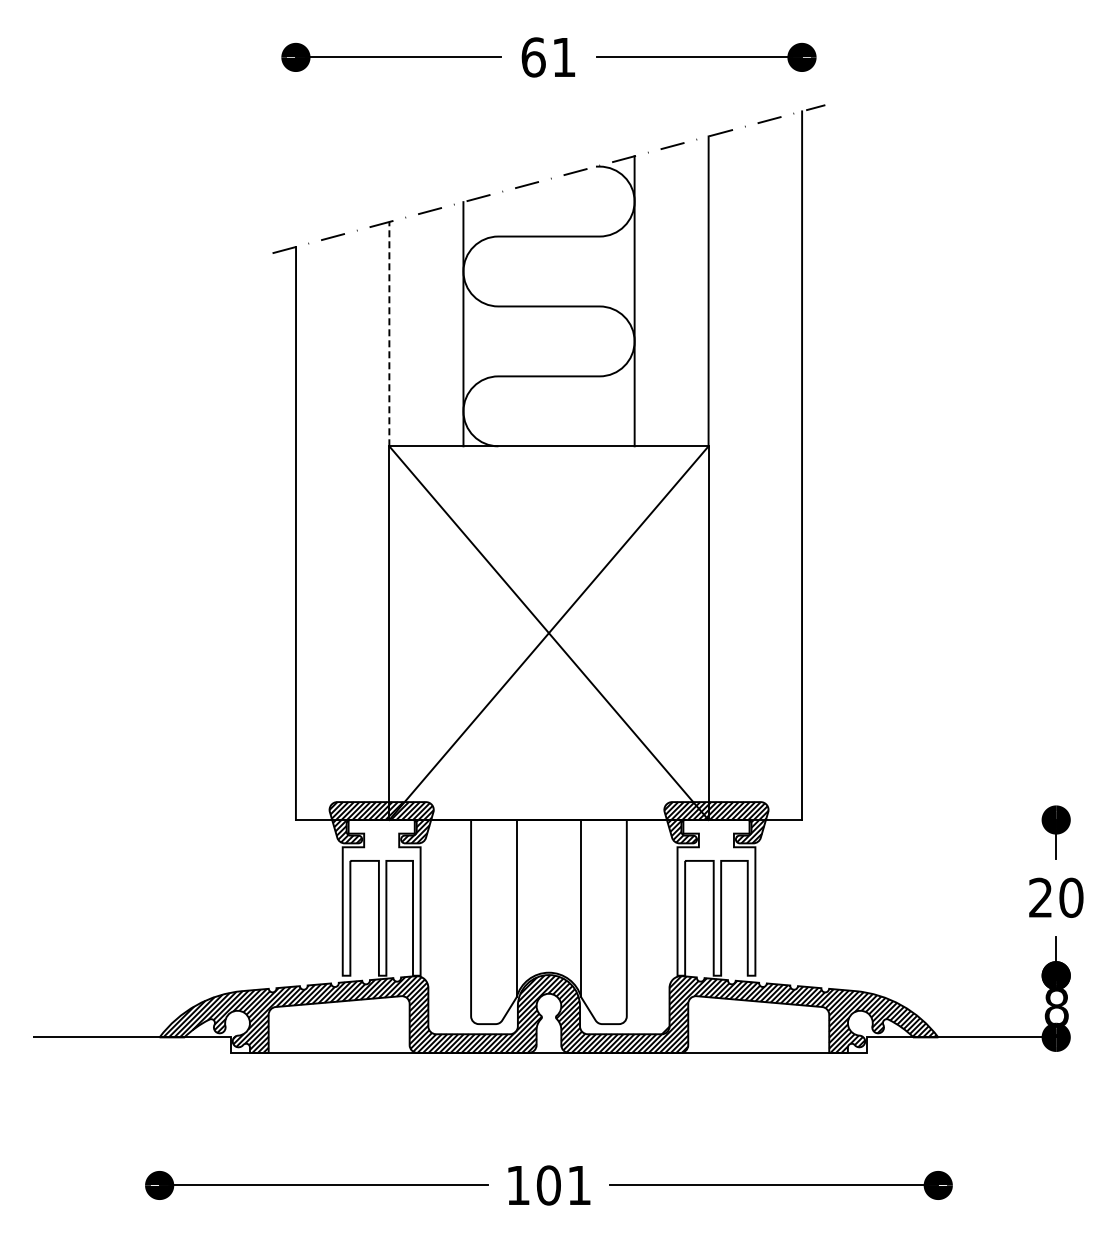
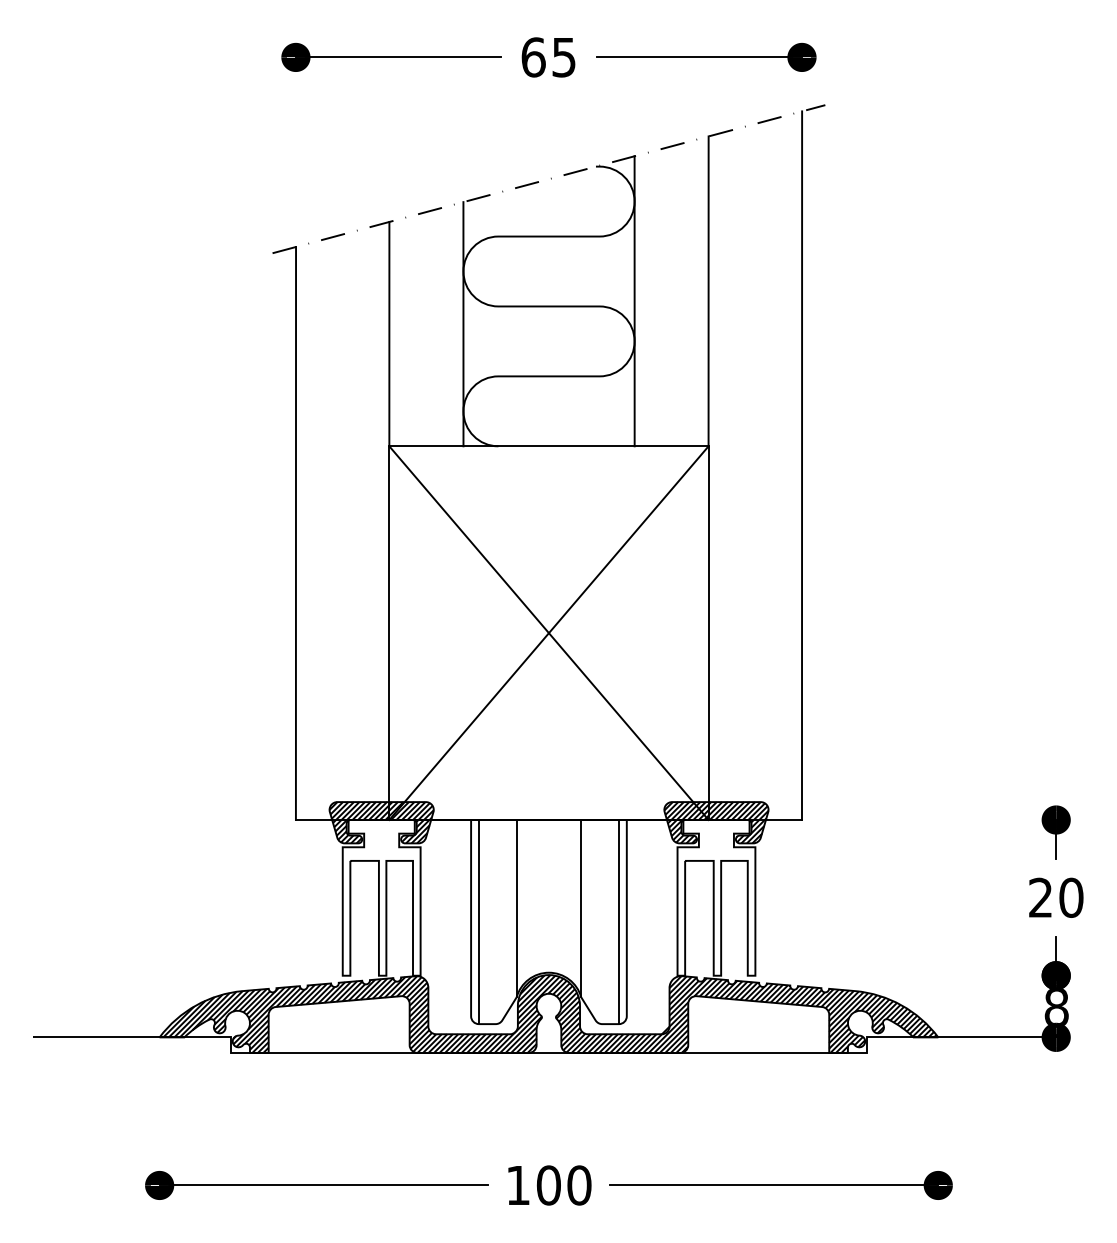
text: 61 -> 65 (563, 57)
line: dashed -> solid (389, 333)
line: none -> present (478, 922)
line: none -> present (619, 922)
text: 101 -> 100 (579, 1185)
